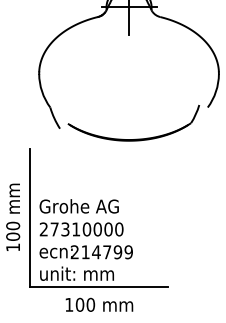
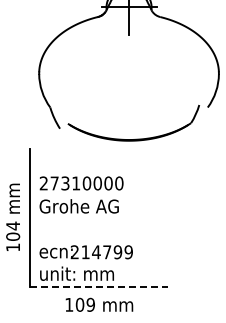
text: 100 -> 104 (13, 225)
text position: (81, 229) -> (81, 183) (81, 183)
line: solid -> dashed (99, 286)
text: 100 -> 109 (90, 304)
